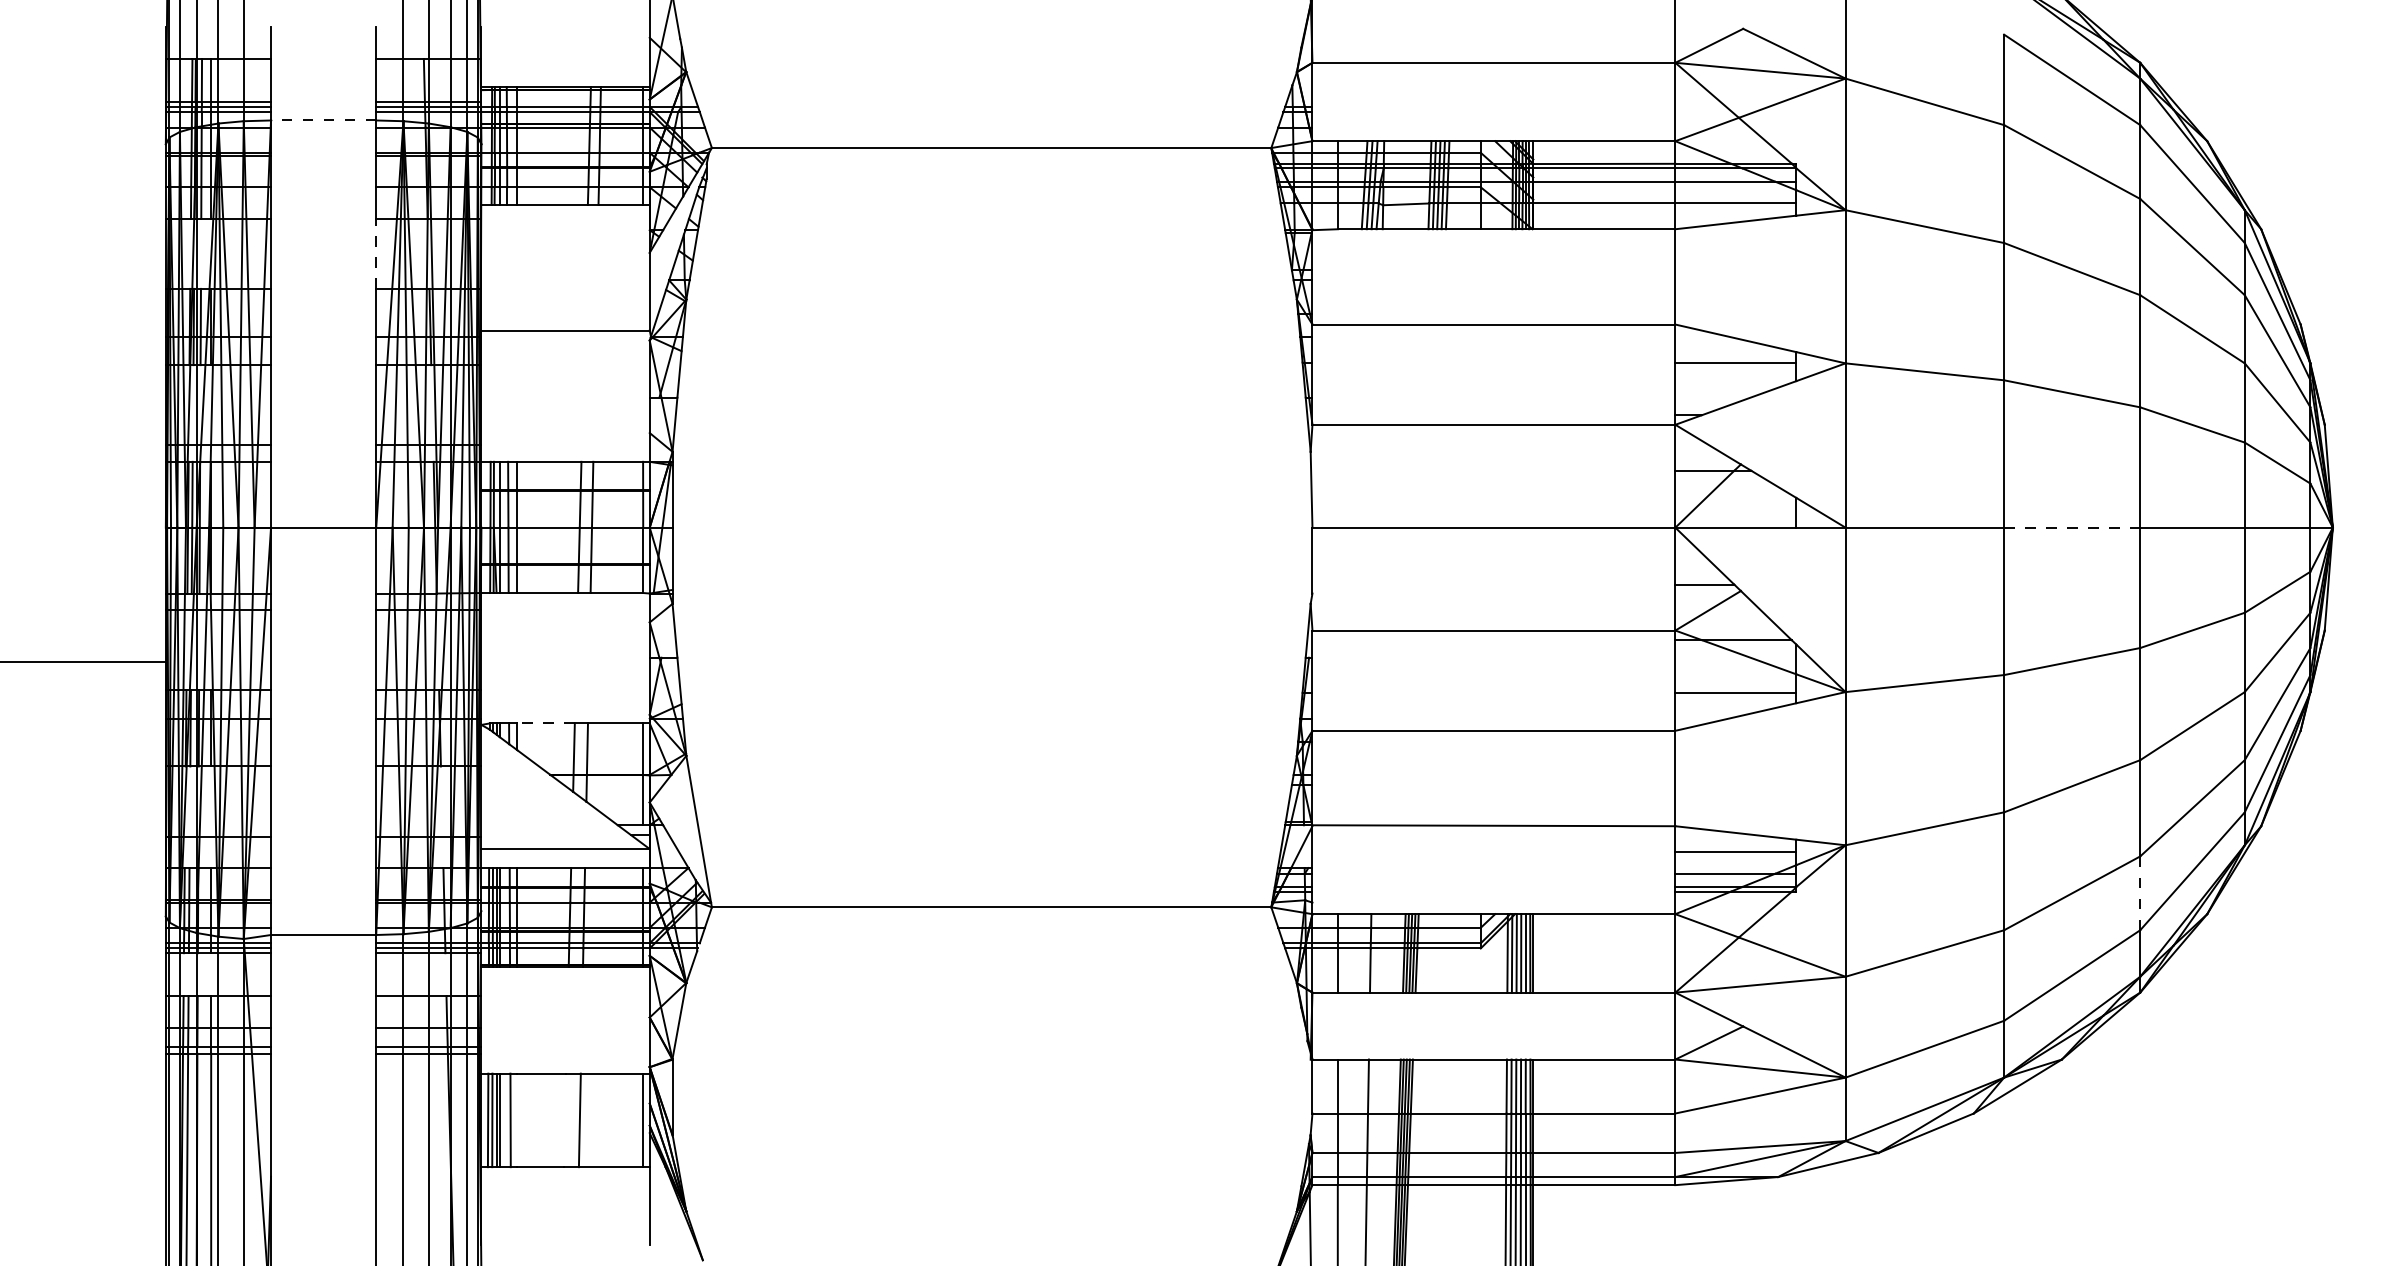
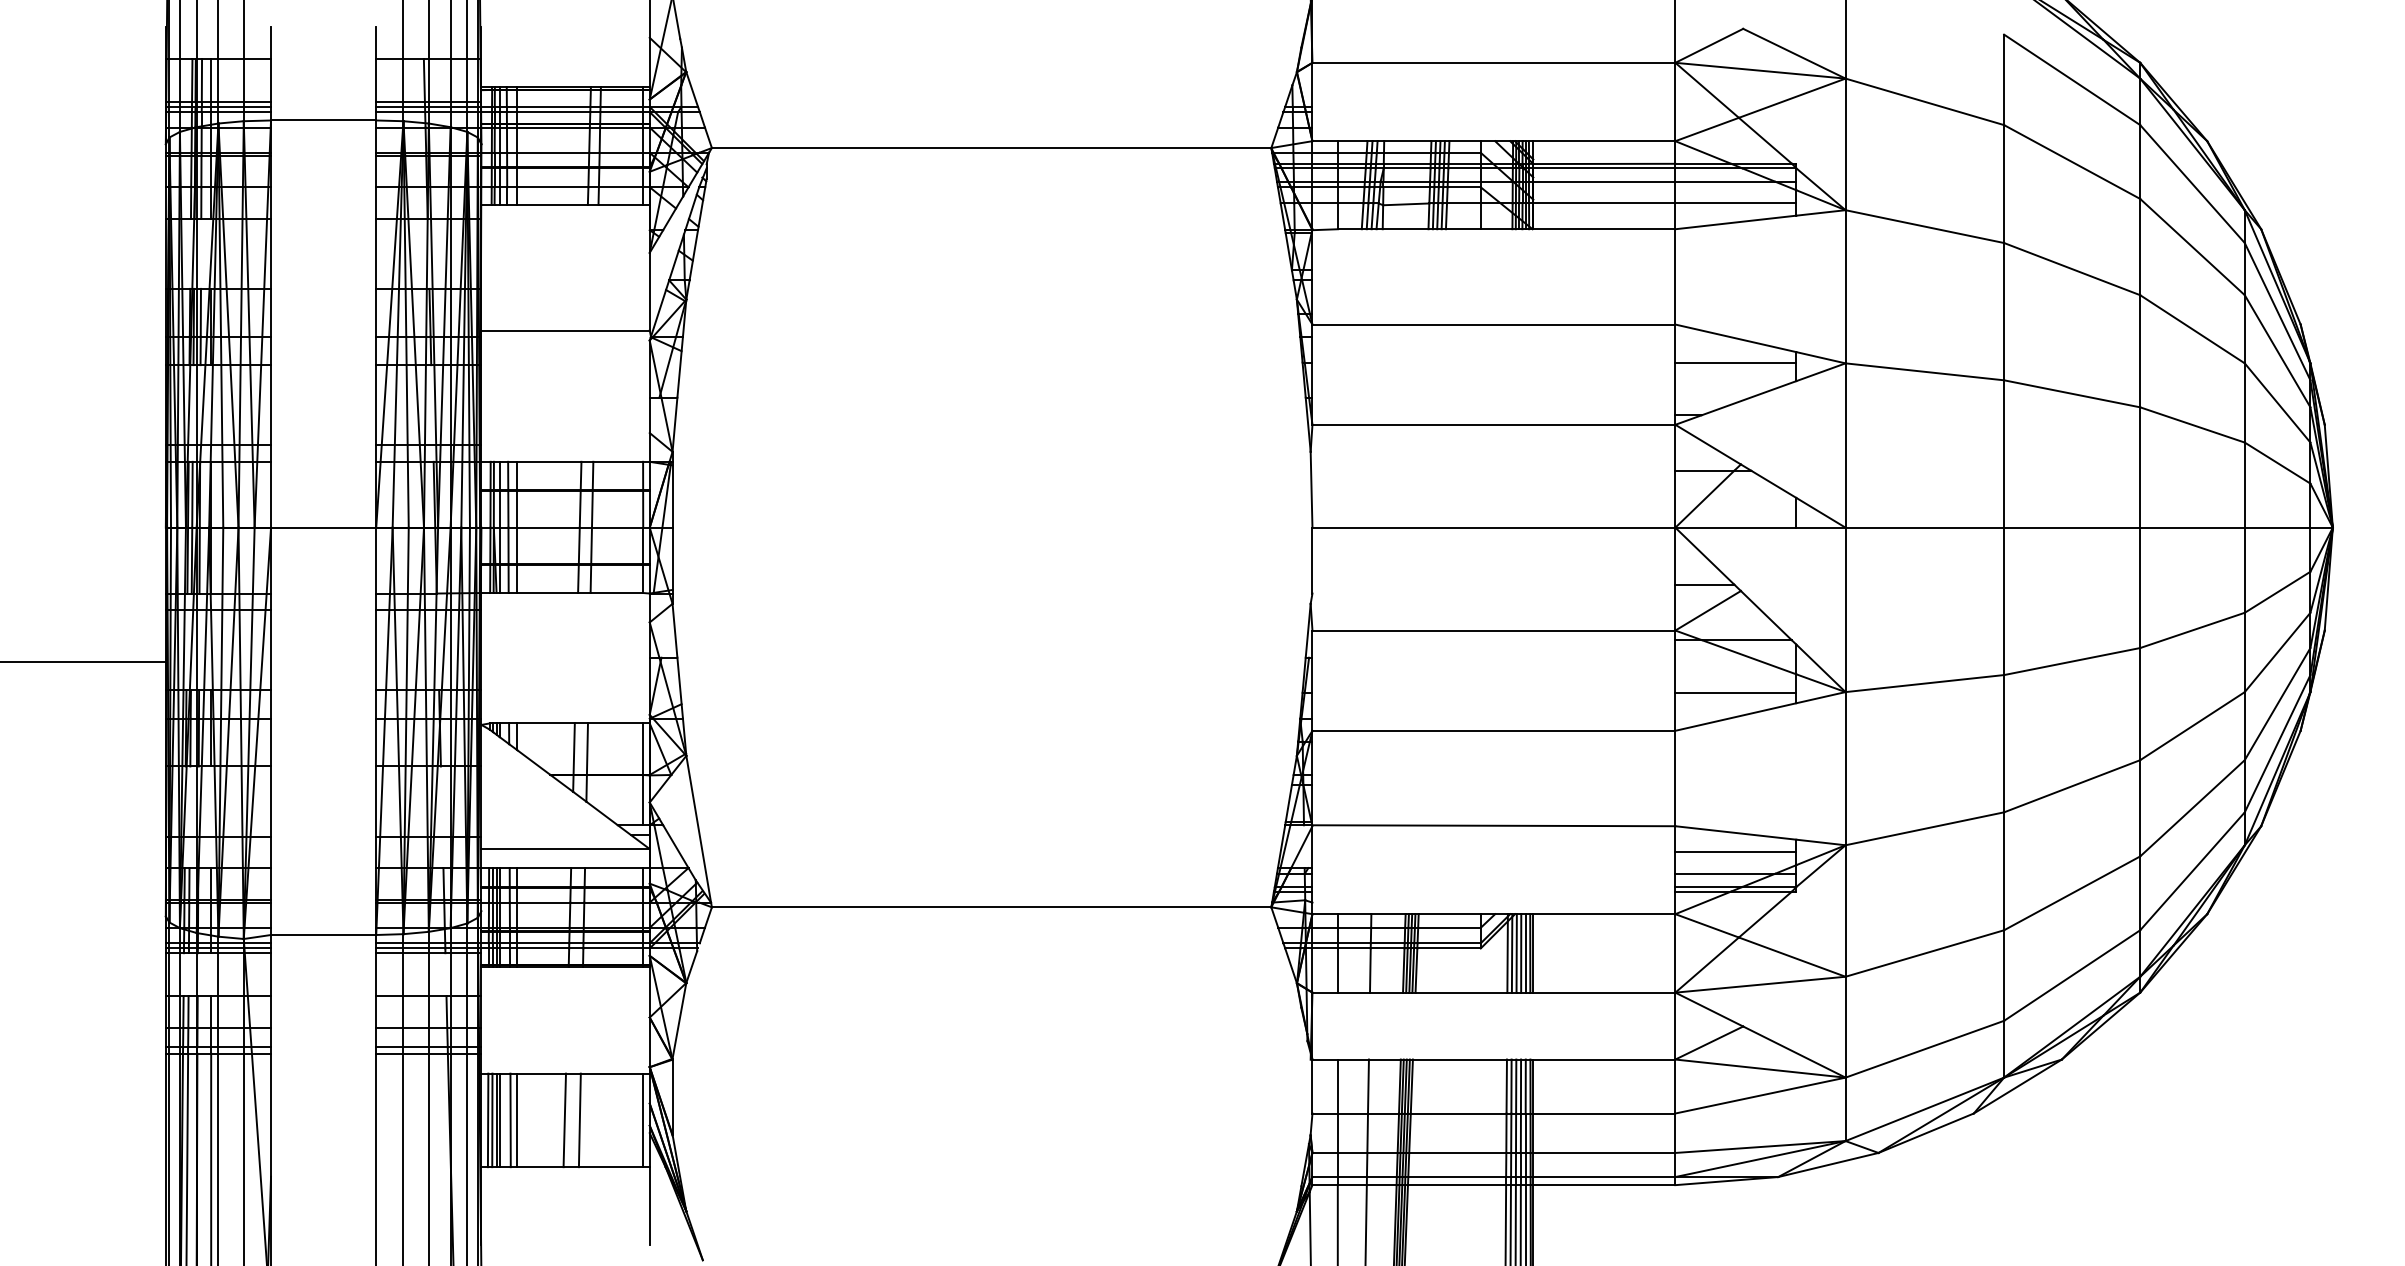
line: dashed -> solid (323, 120)
line: dashed -> solid (376, 253)
line: dashed -> solid (2072, 527)
line: dashed -> solid (546, 723)
line: dashed -> solid (2140, 893)
line: none -> present (517, 1120)
line: none -> present (564, 1120)
